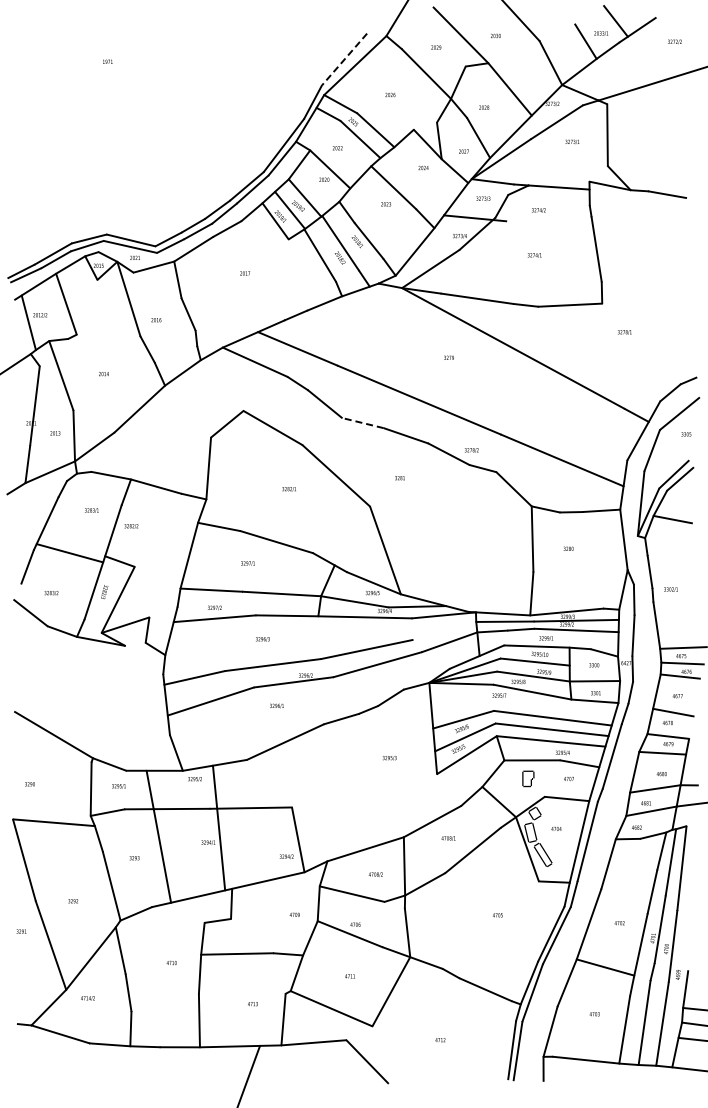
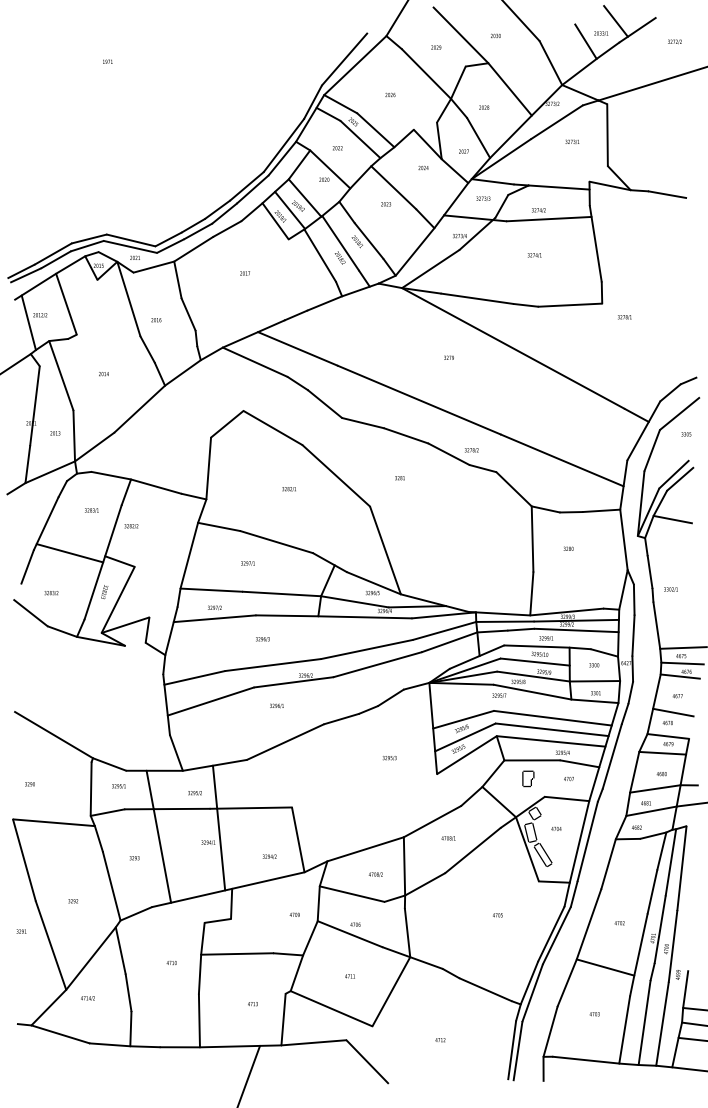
line: dashed -> solid (344, 59)
line: none -> present (549, 218)
text position: (624, 332) -> (624, 317) (624, 317)
line: dashed -> solid (362, 423)
line: none -> present (444, 630)
text position: (194, 779) -> (194, 793) (194, 793)
text position: (286, 856) -> (269, 856) (269, 856)
